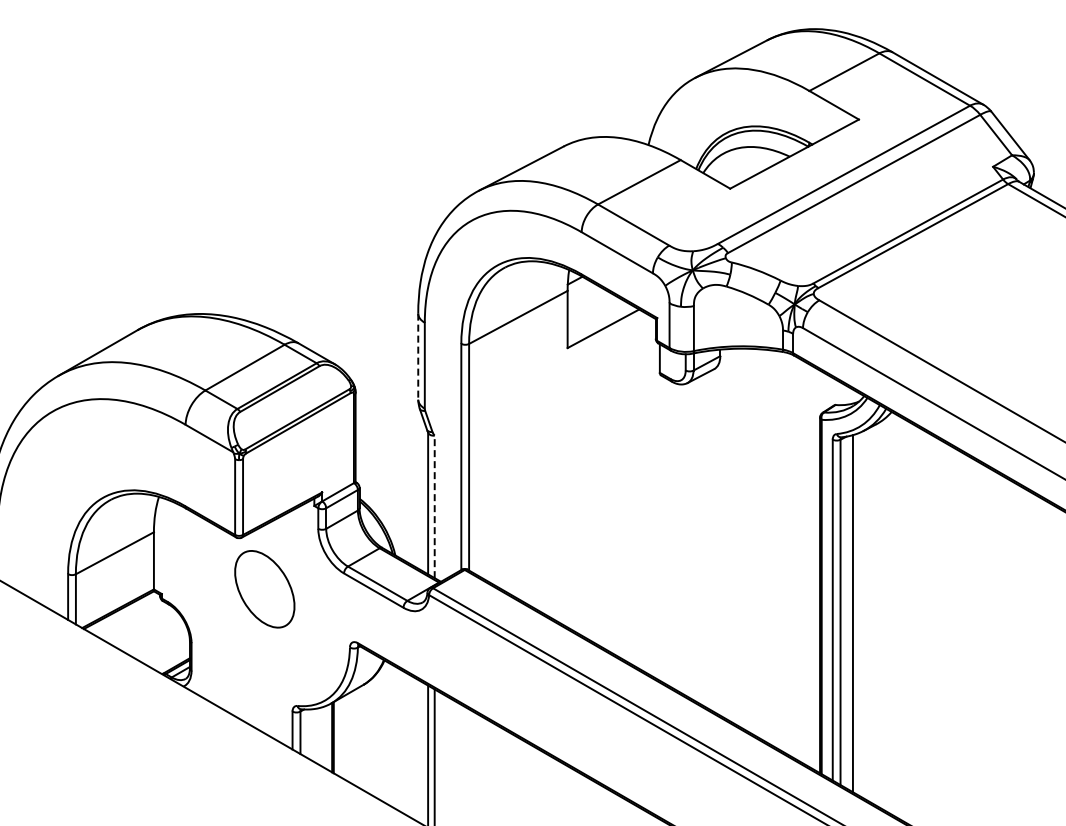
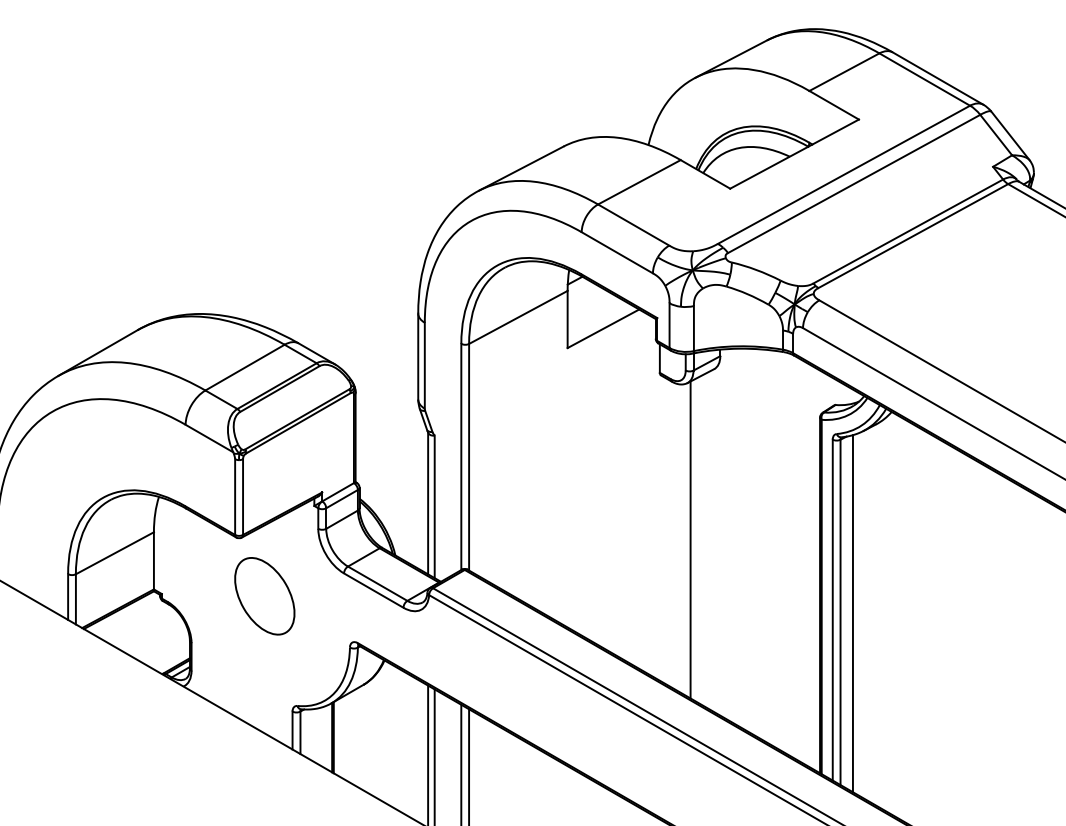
line: dashed -> solid (418, 356)
line: dashed -> solid (434, 506)
line: none -> present (690, 539)
part position: (264, 589) -> (264, 596) (264, 596)
line: none -> present (461, 763)
line: none -> present (469, 765)
